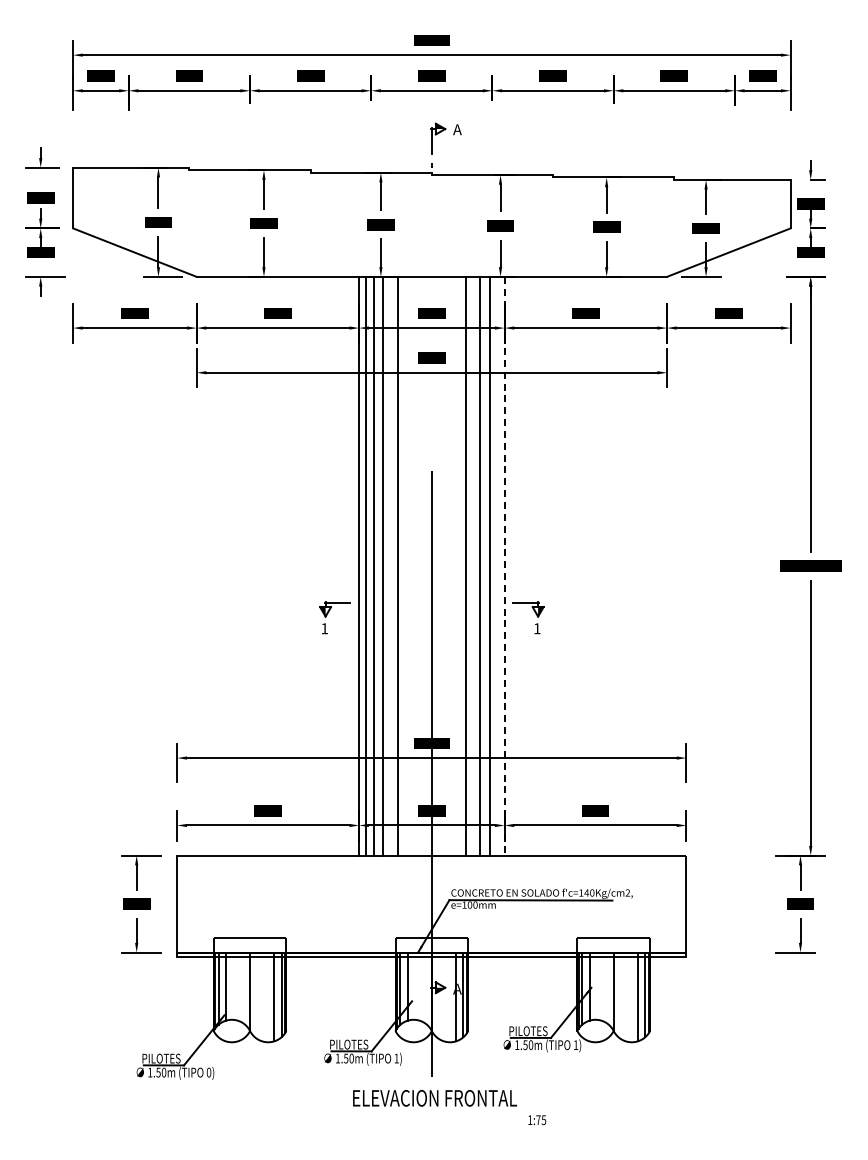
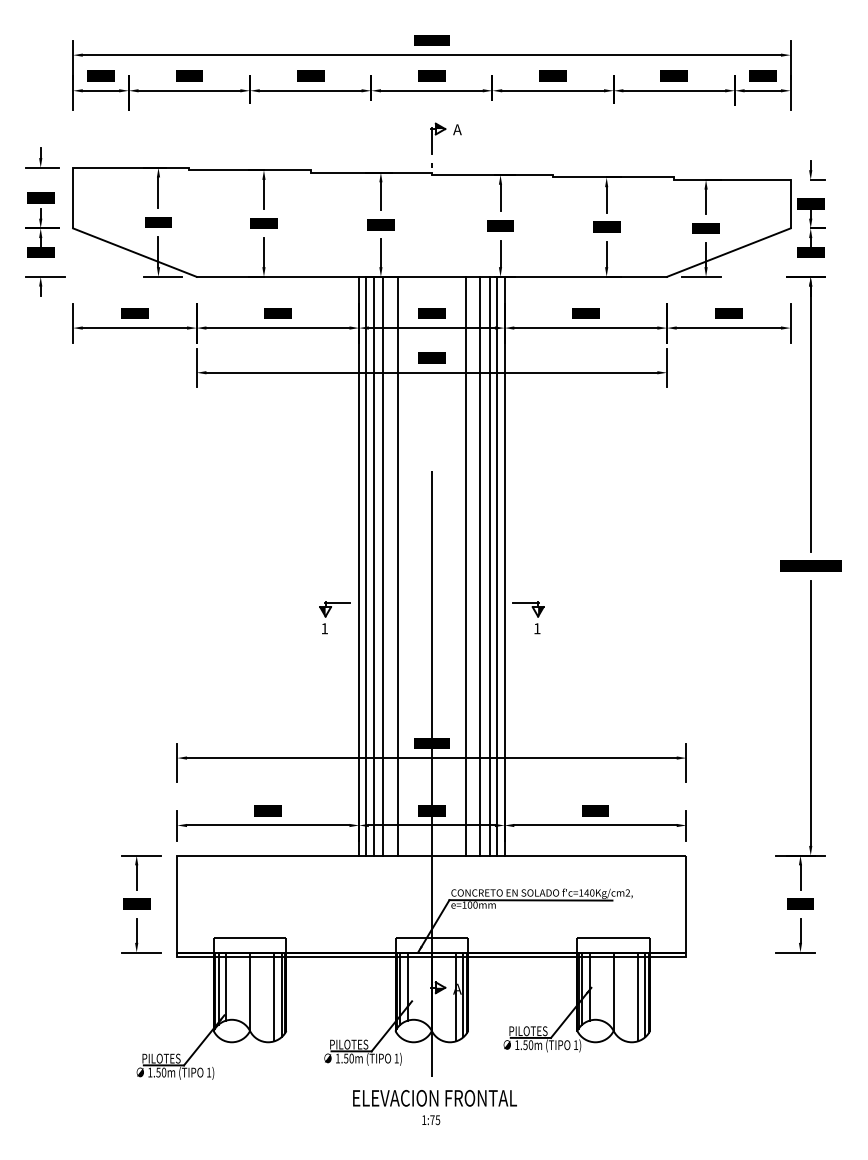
line: none -> present (497, 565)
line: dashed -> solid (504, 566)
text: 0) -> 1) (208, 1072)
text position: (537, 1120) -> (431, 1120) (431, 1120)
